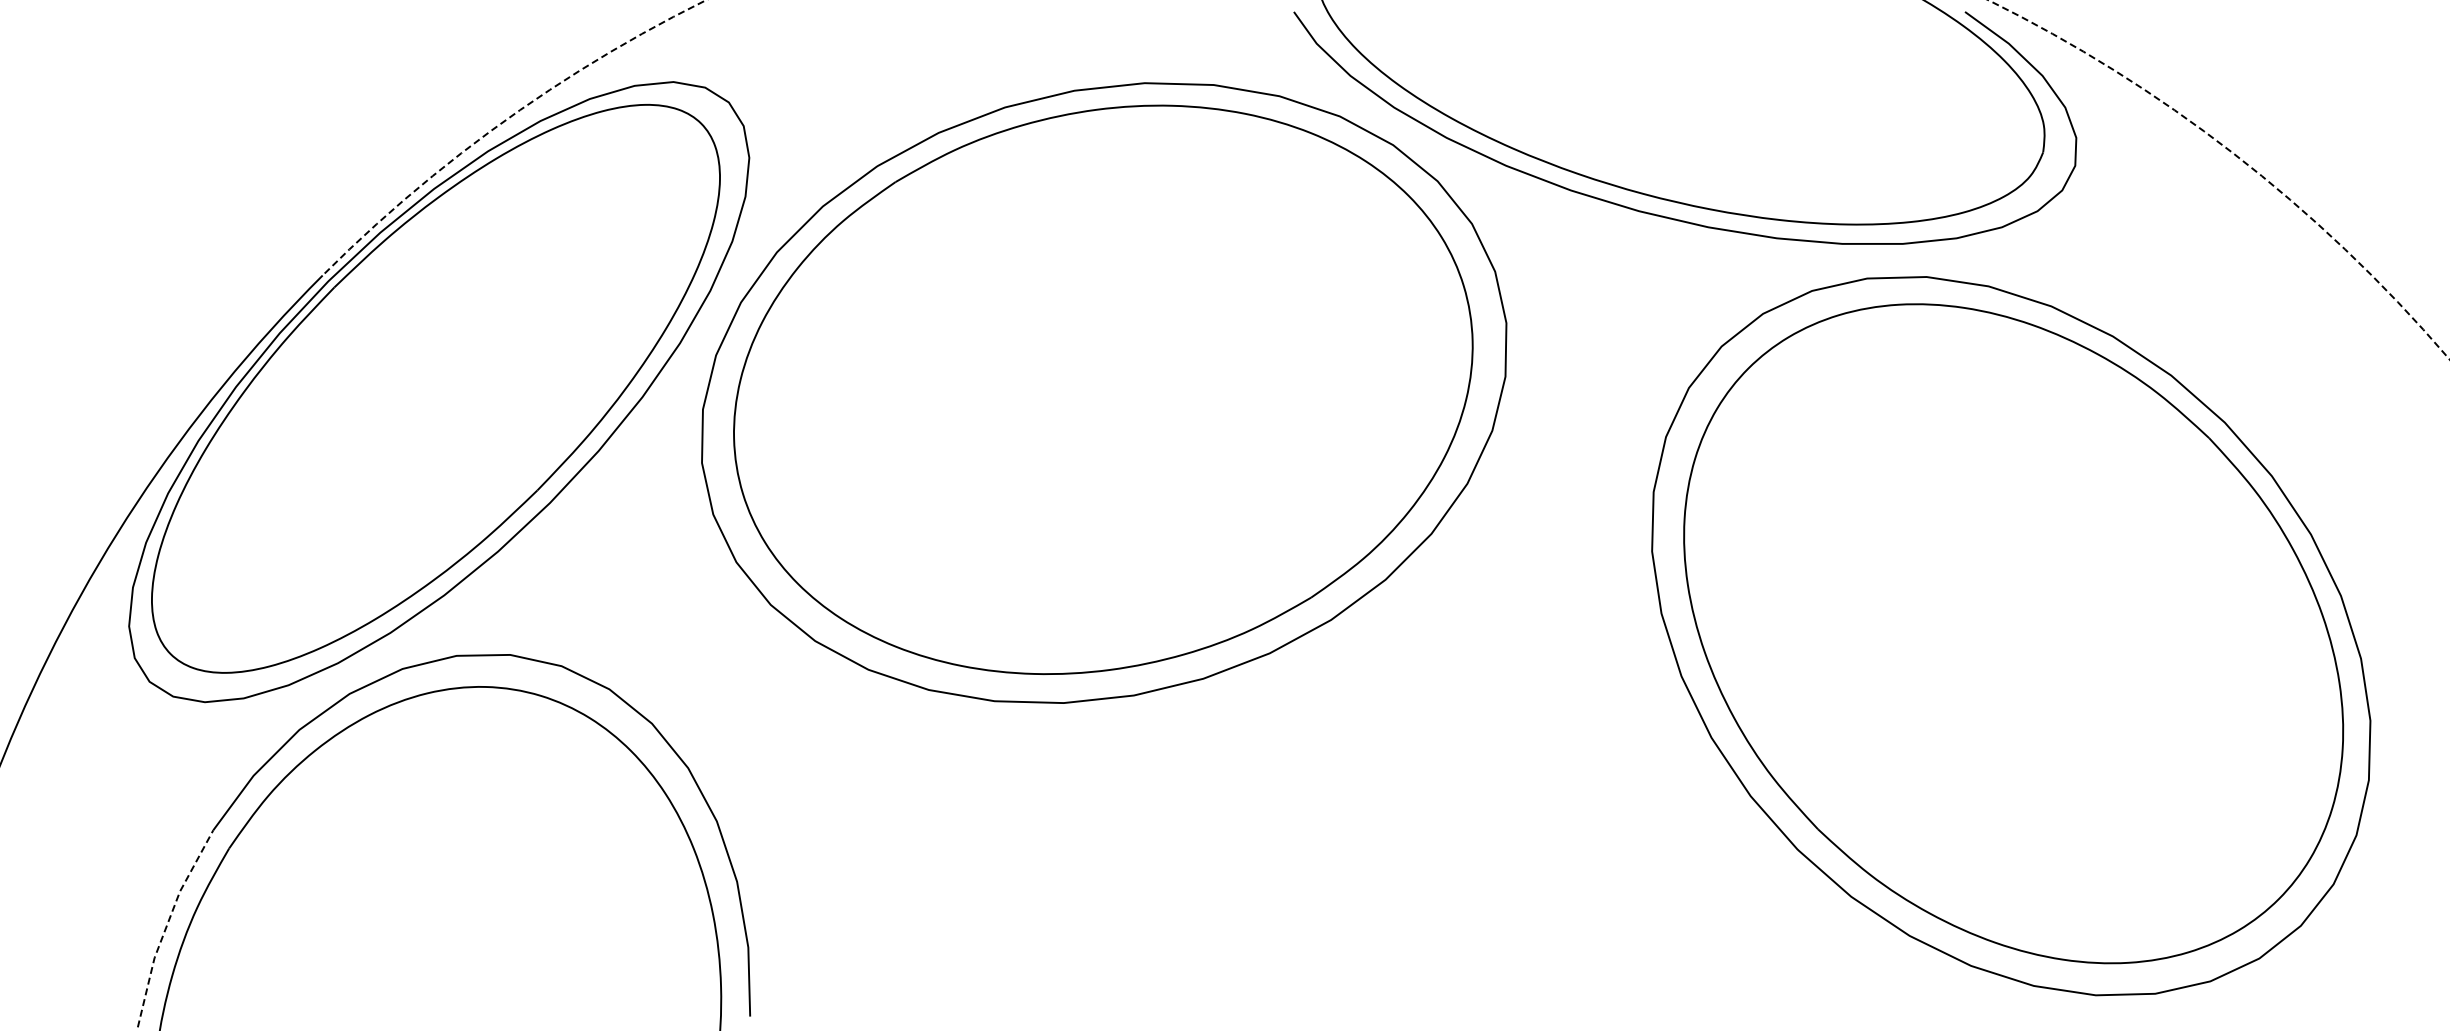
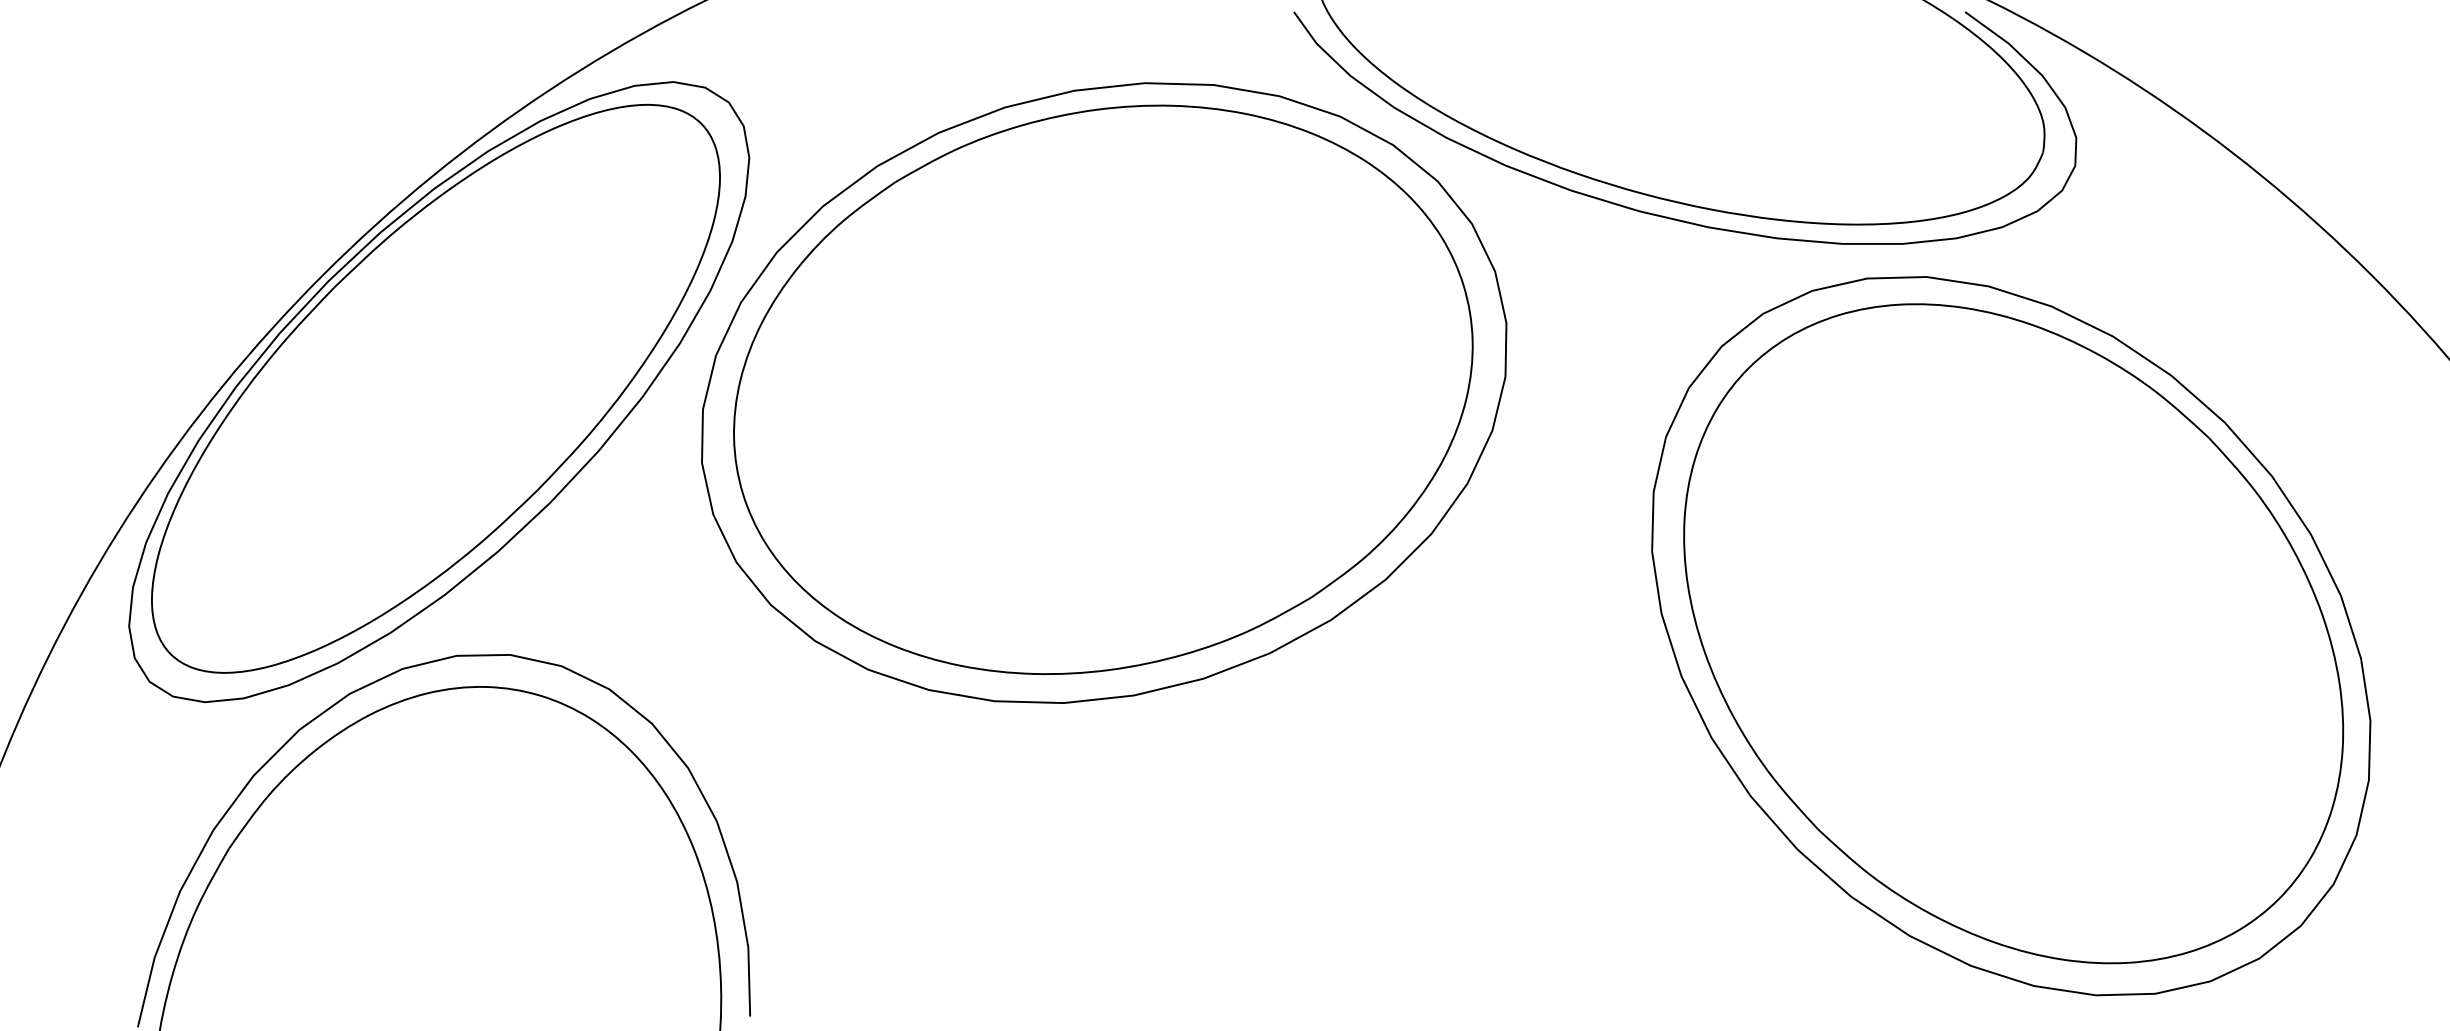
arc: dashed -> solid (2038, 26)
line: dashed -> solid (166, 925)
